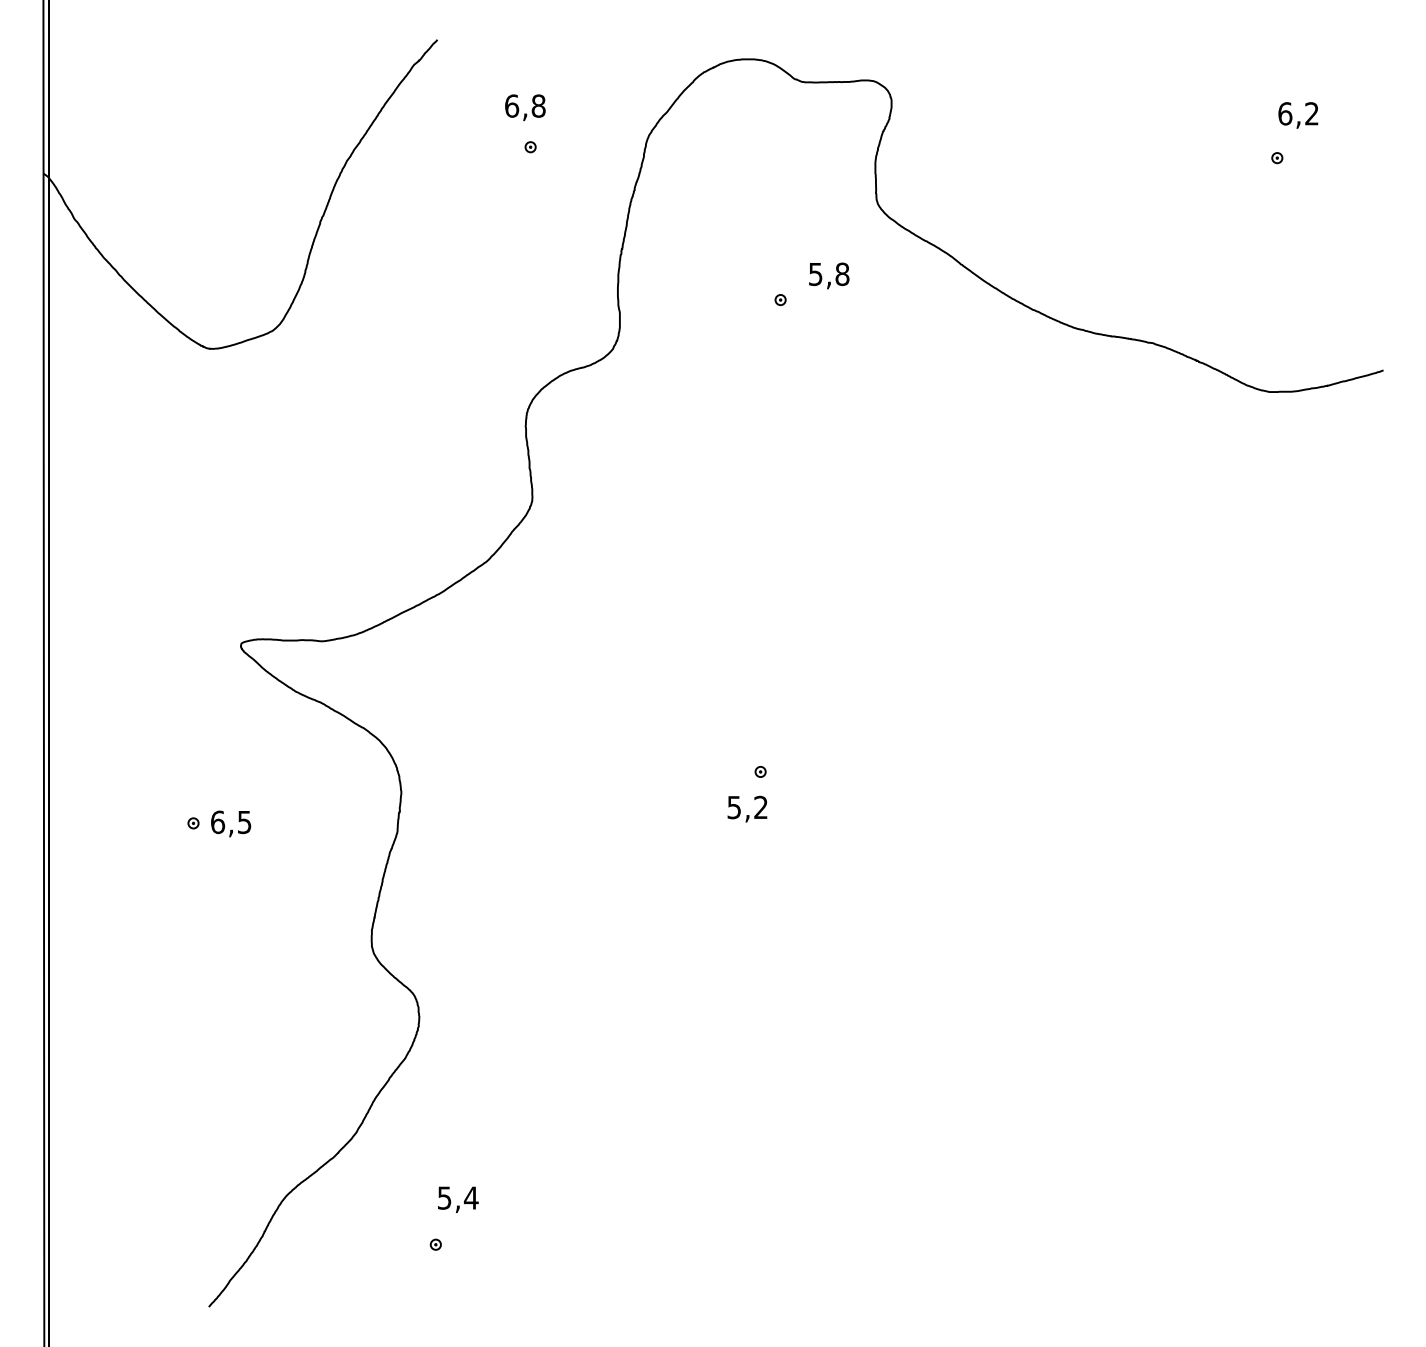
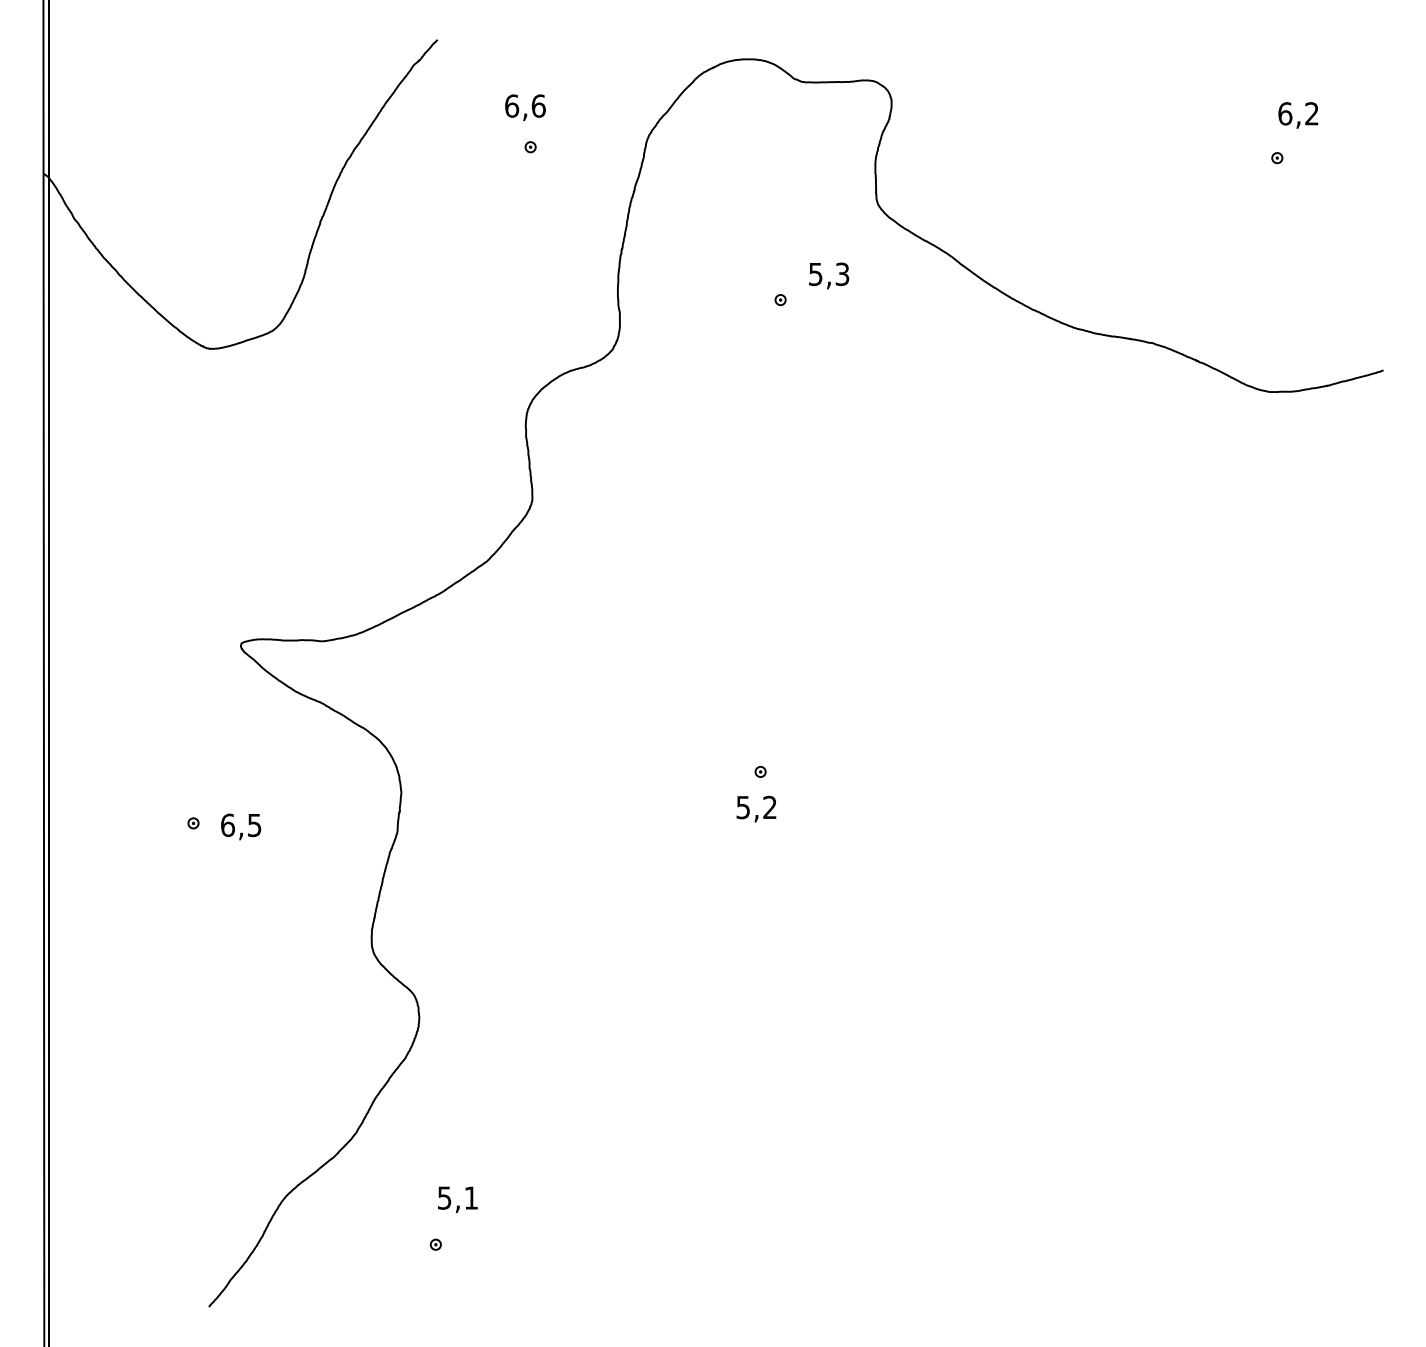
text: 6,8 -> 6,6 (538, 105)
text: 5,8 -> 5,3 (842, 273)
text position: (747, 808) -> (756, 808) (756, 808)
text position: (231, 823) -> (241, 826) (241, 826)
text: 5,4 -> 5,1 (470, 1197)
